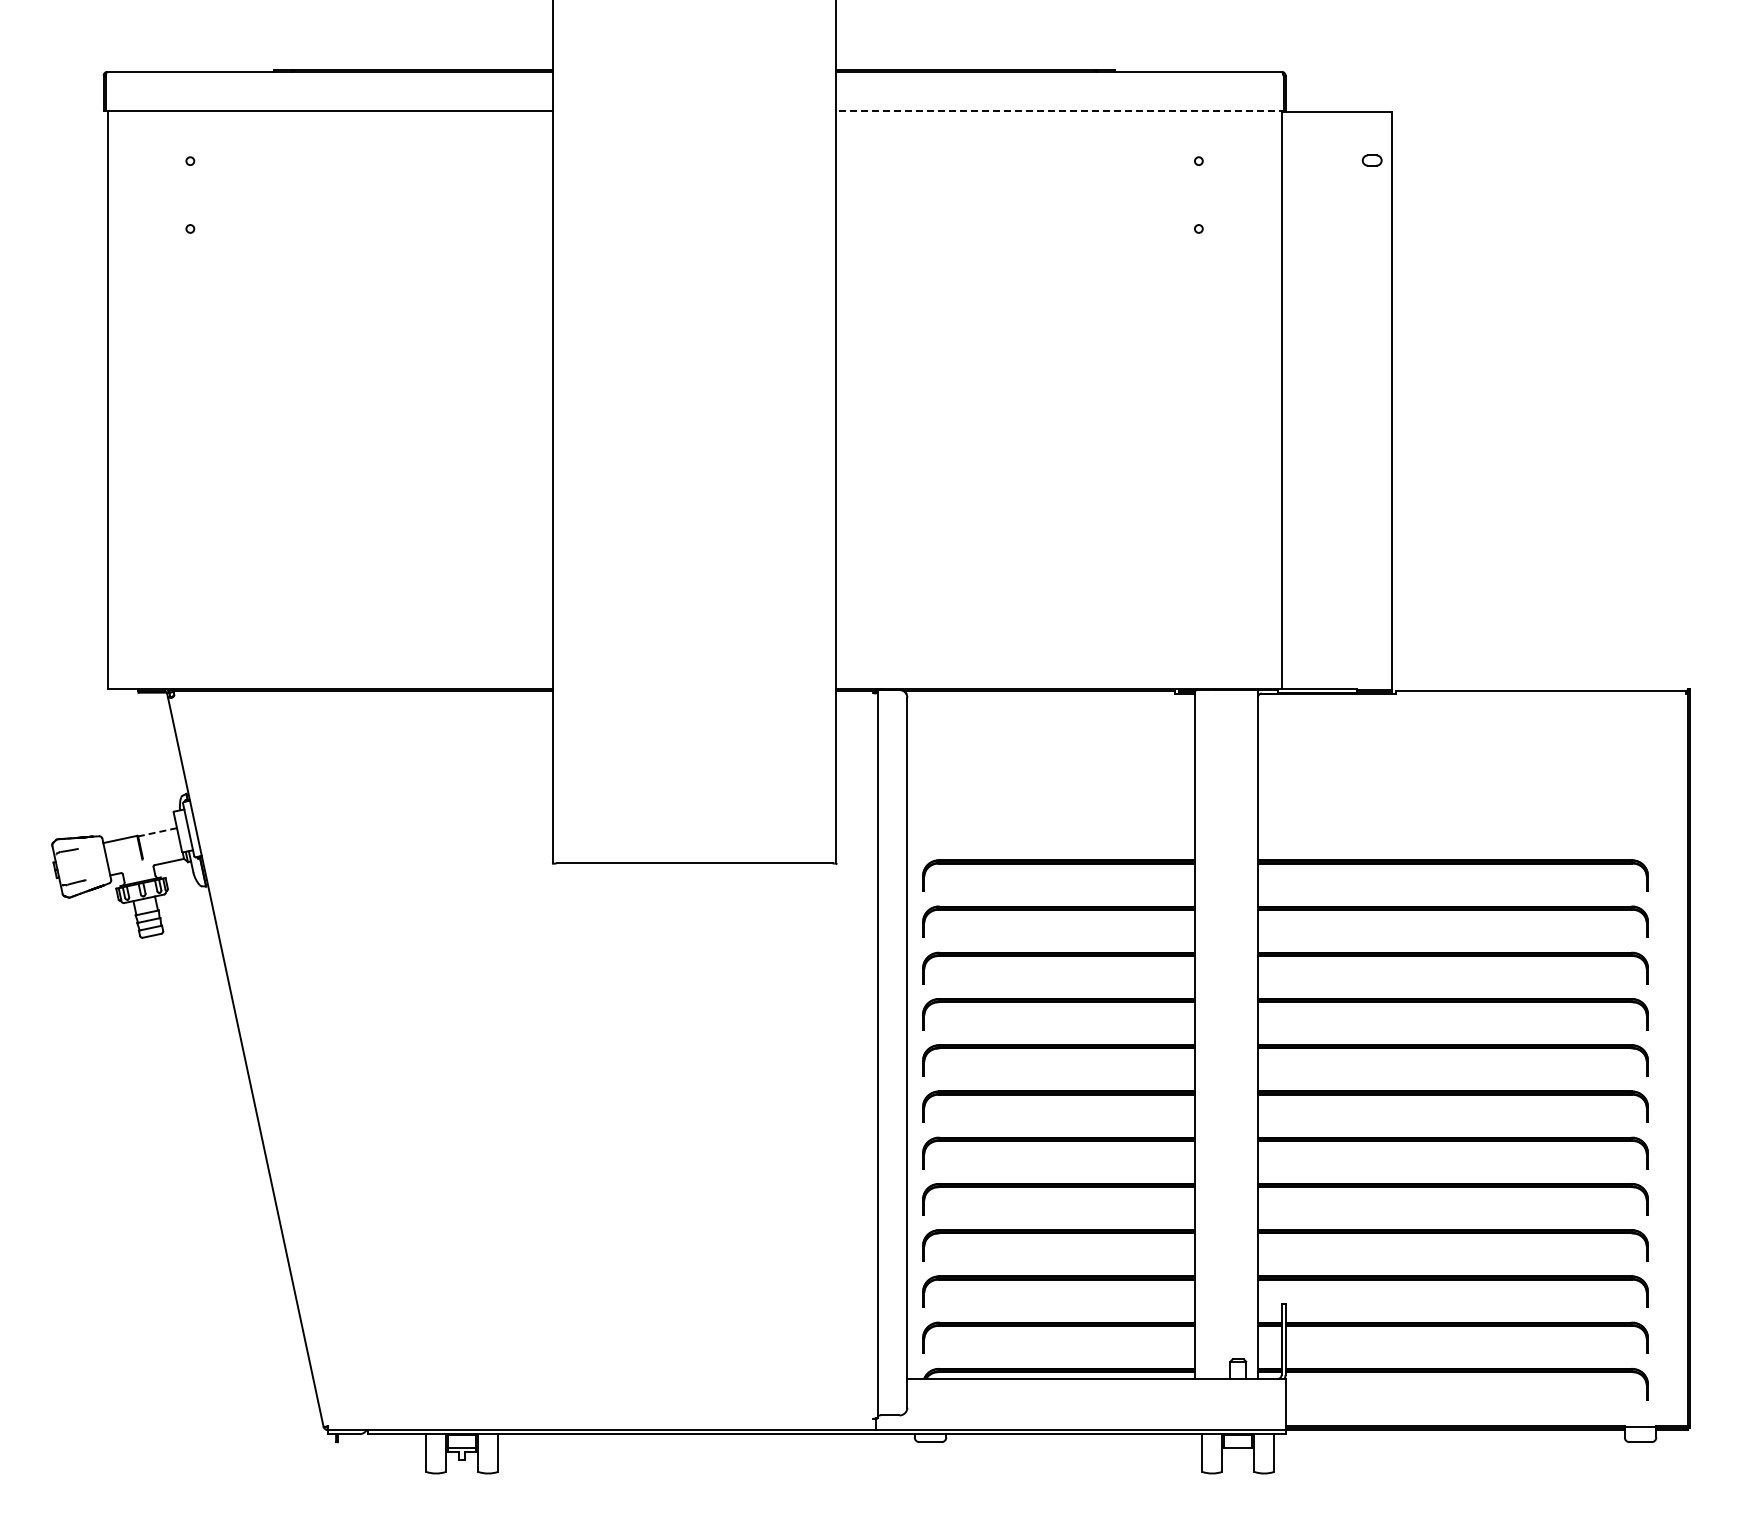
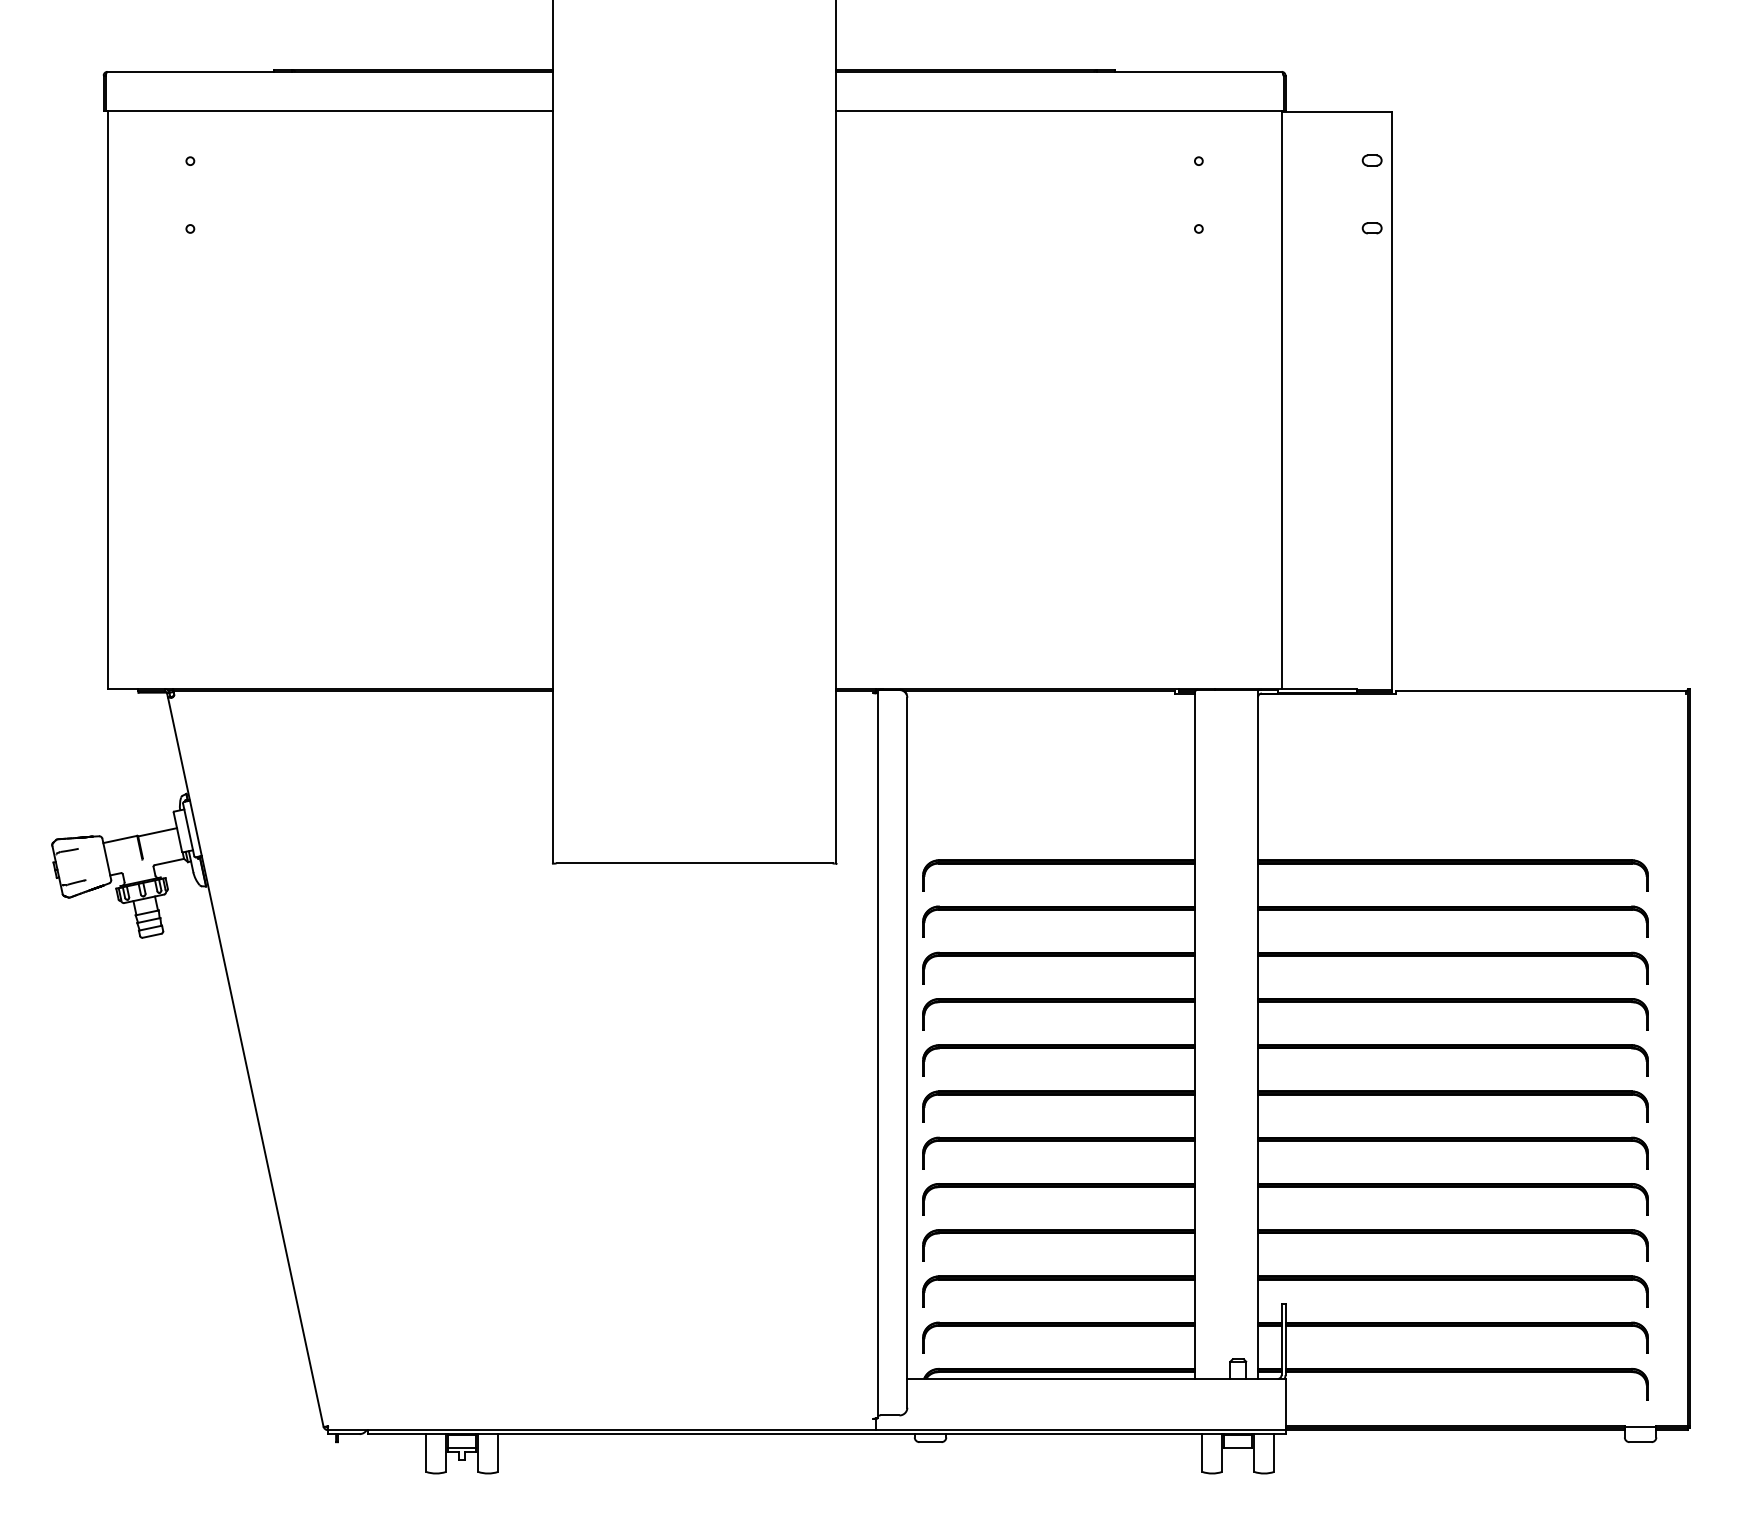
line: dashed -> solid (1060, 111)
part: none -> present (1371, 228)
line: dashed -> solid (157, 832)
